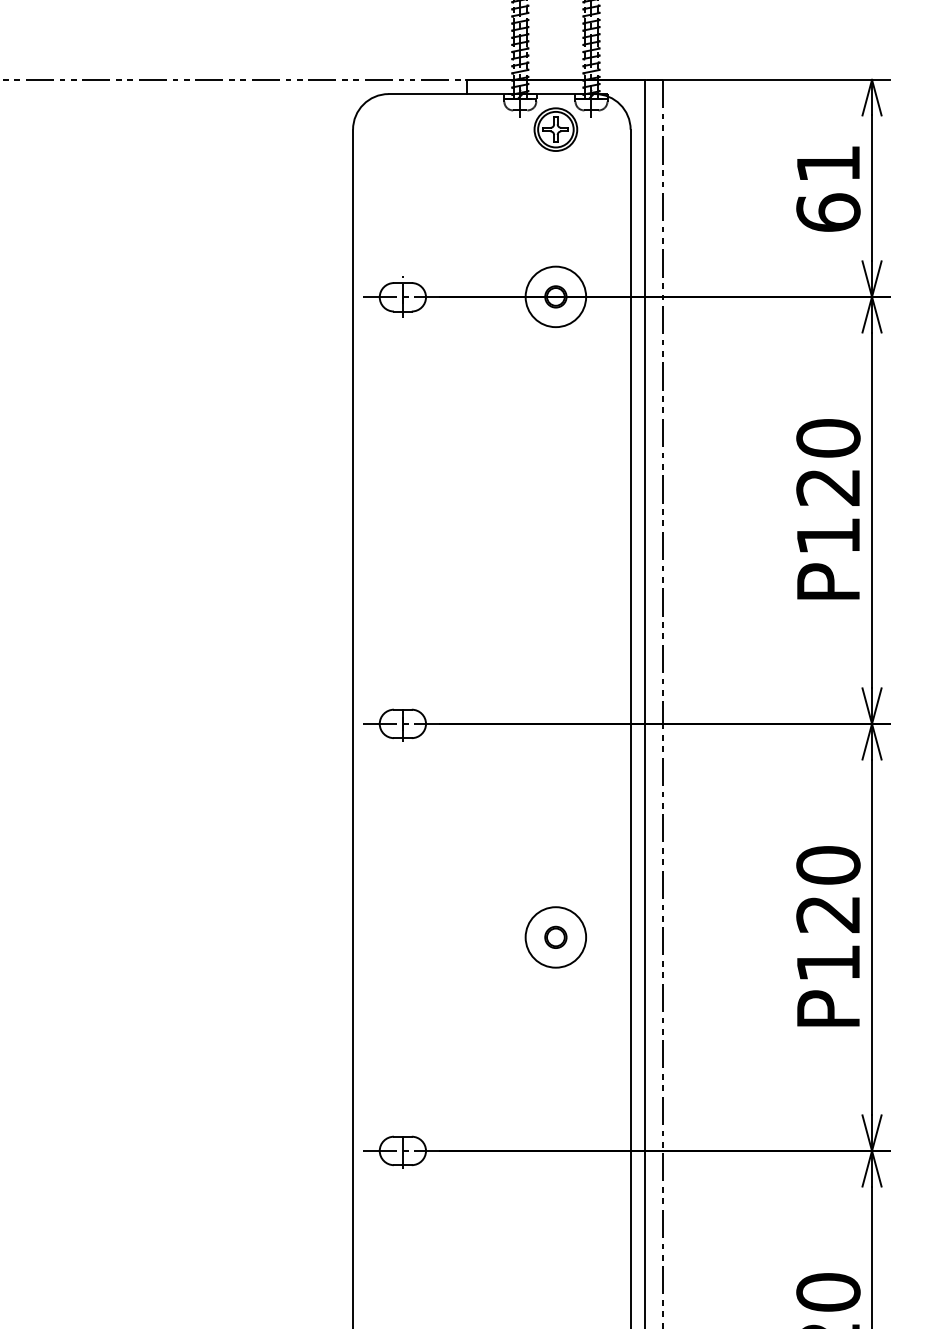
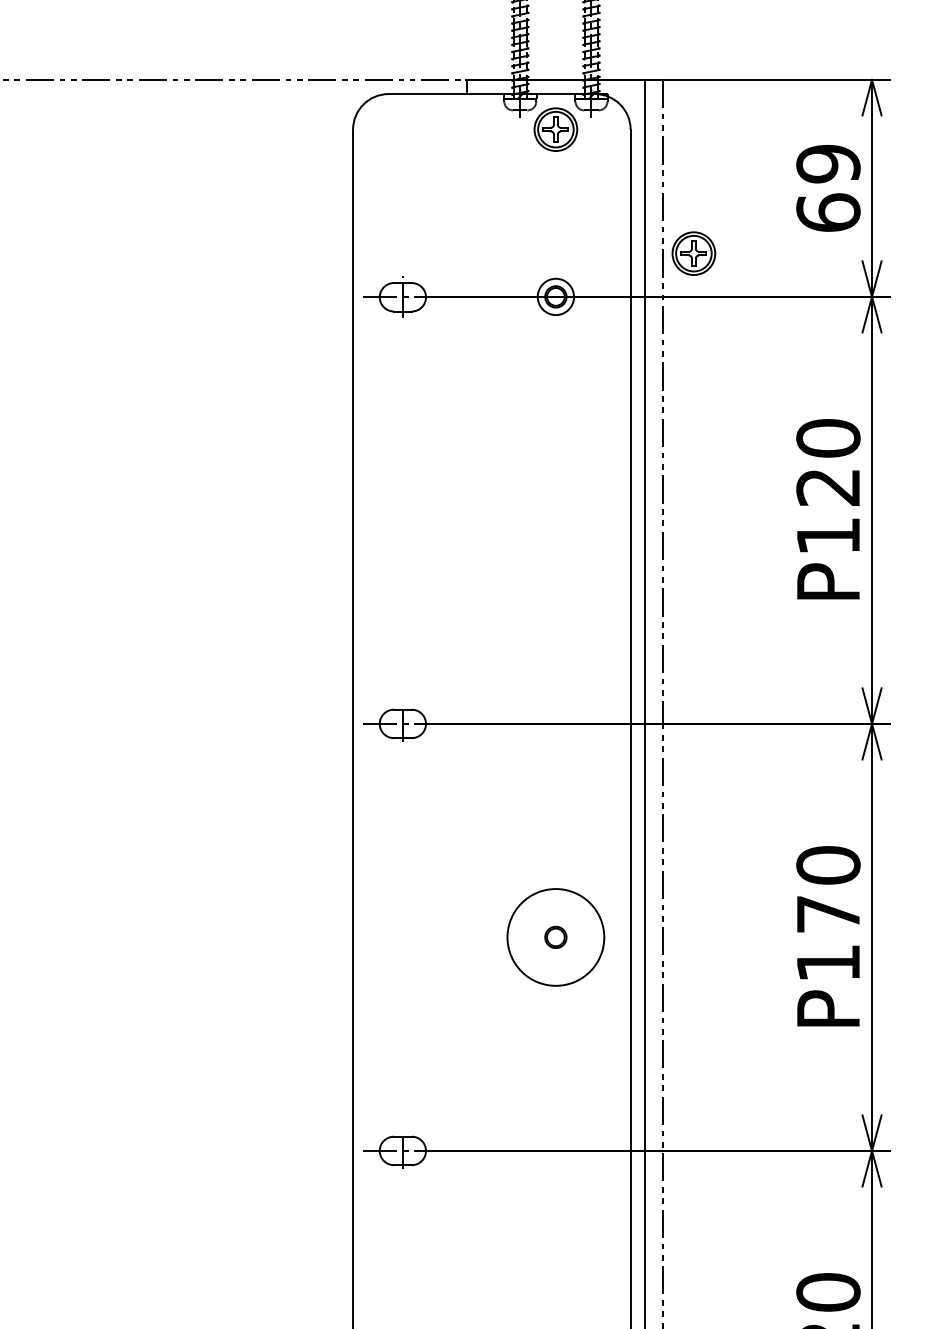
text: 61 -> 69 (828, 163)
part: none -> present (693, 253)
circle diameter: 60 px -> 36 px (555, 296)
text: P120 -> P170 (827, 914)
circle diameter: 60 px -> 97 px (555, 937)
